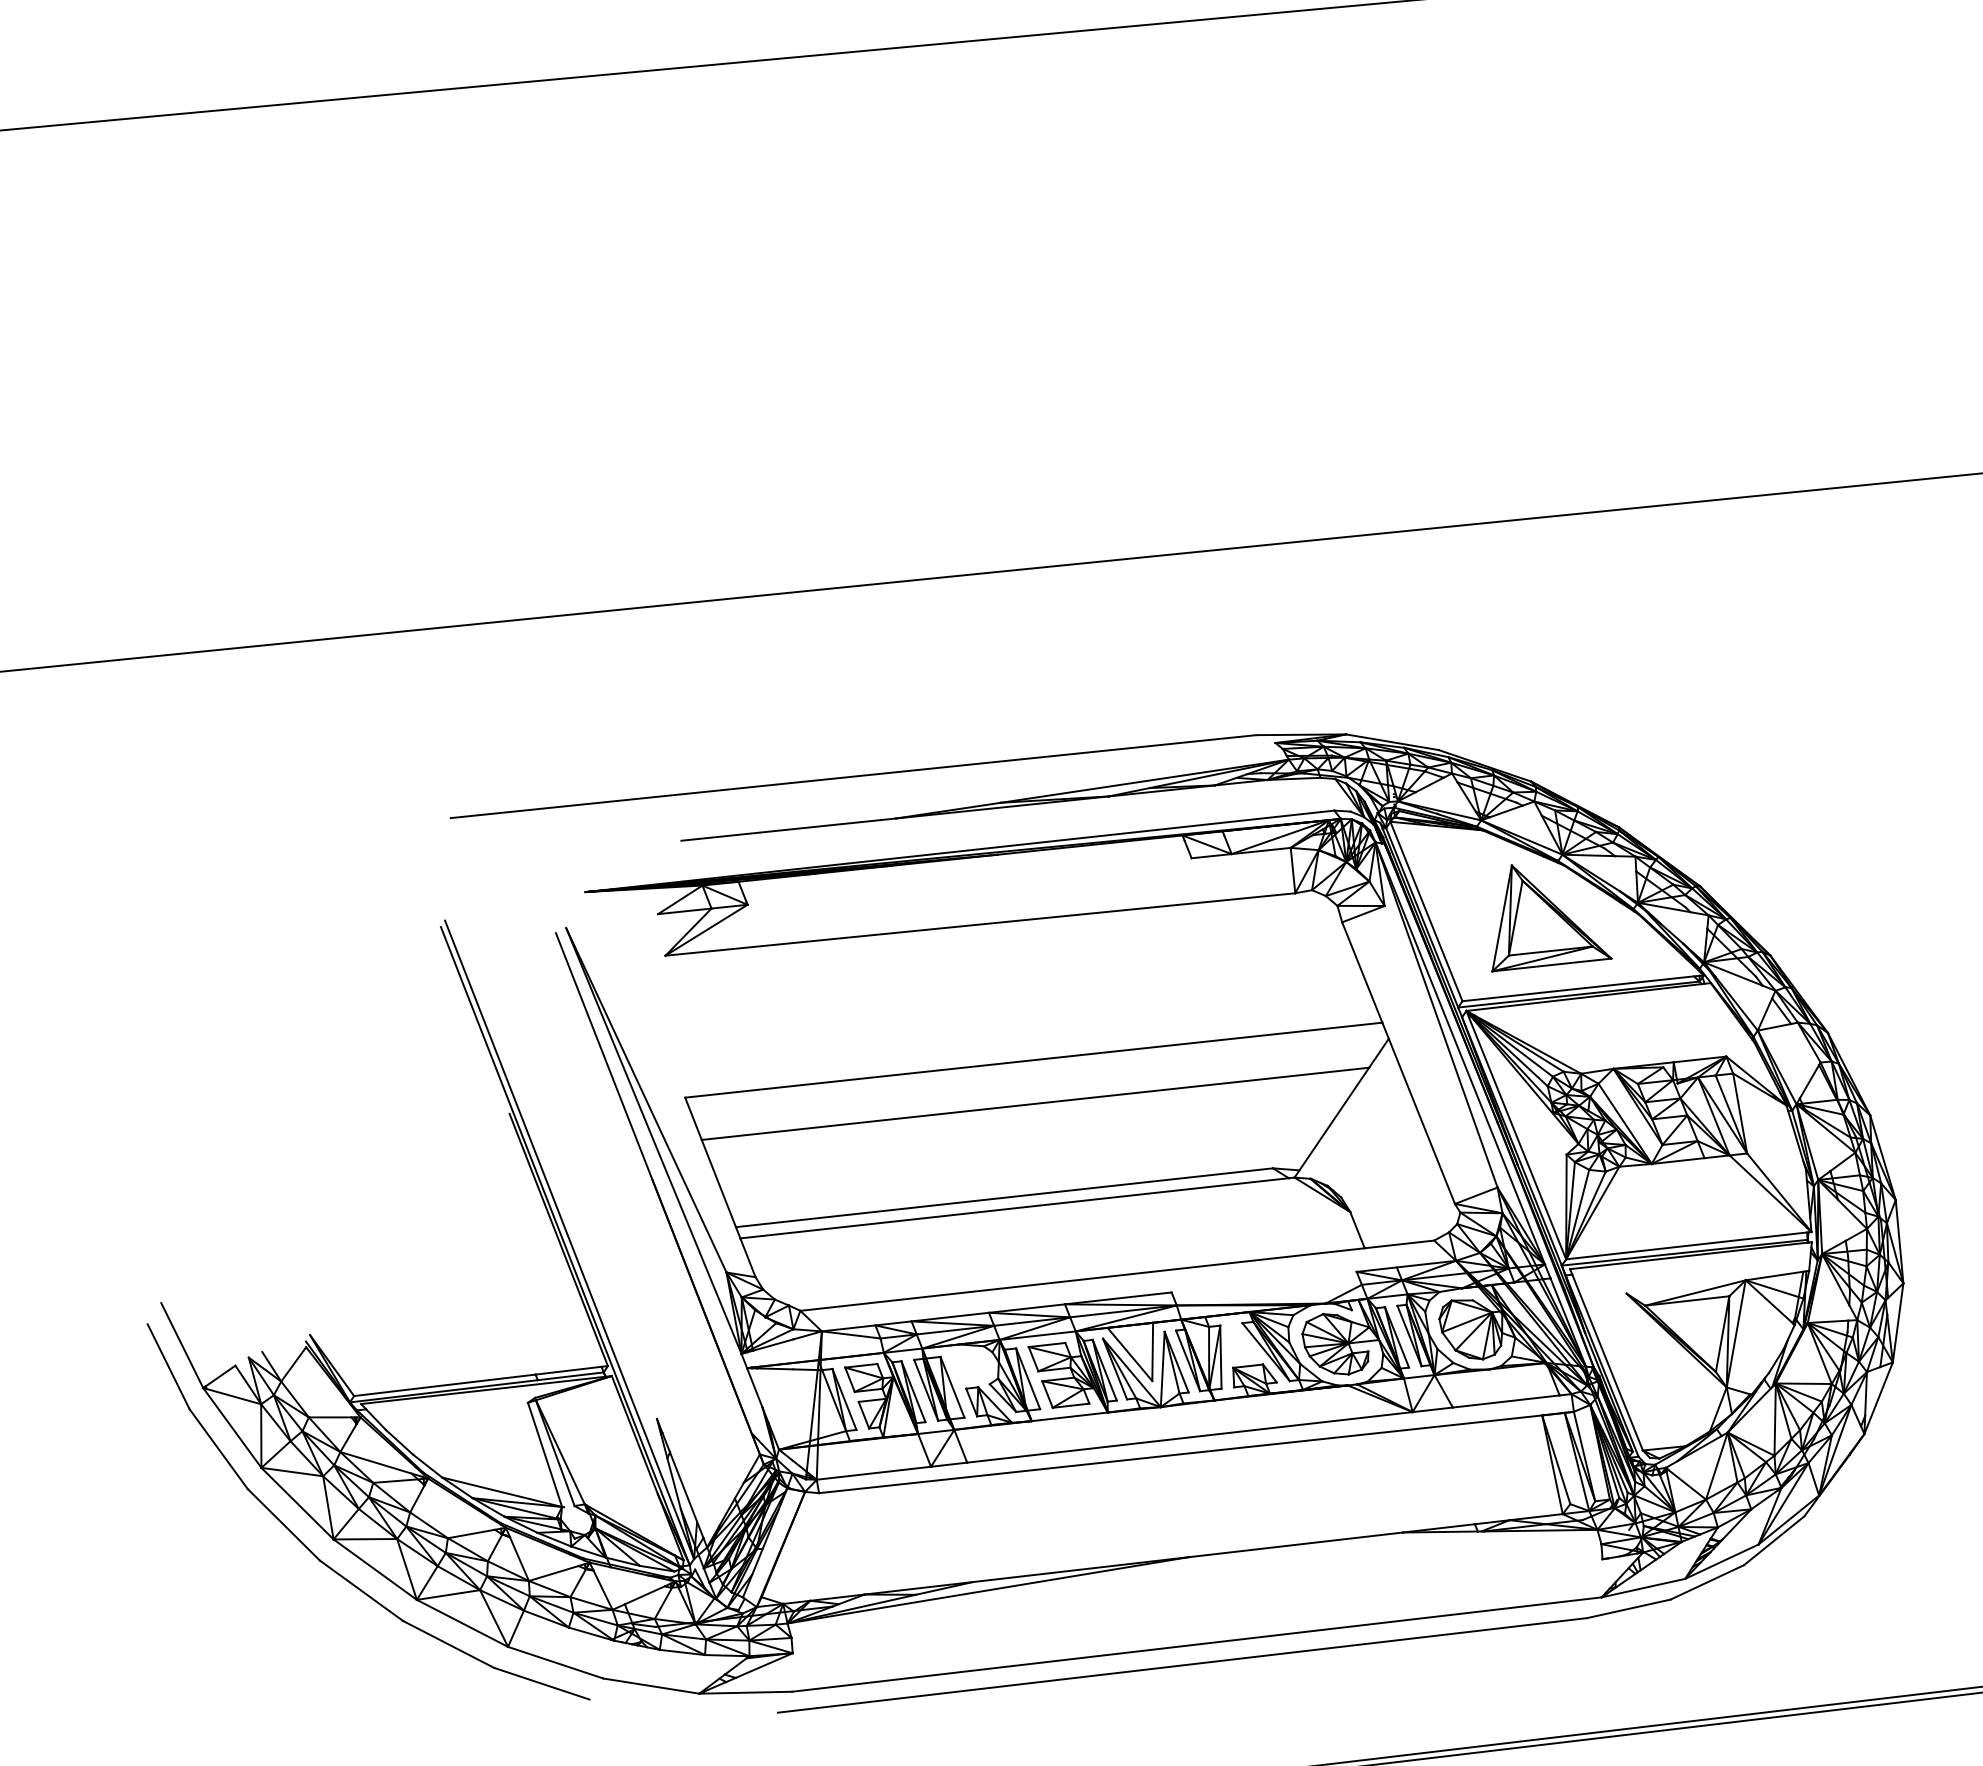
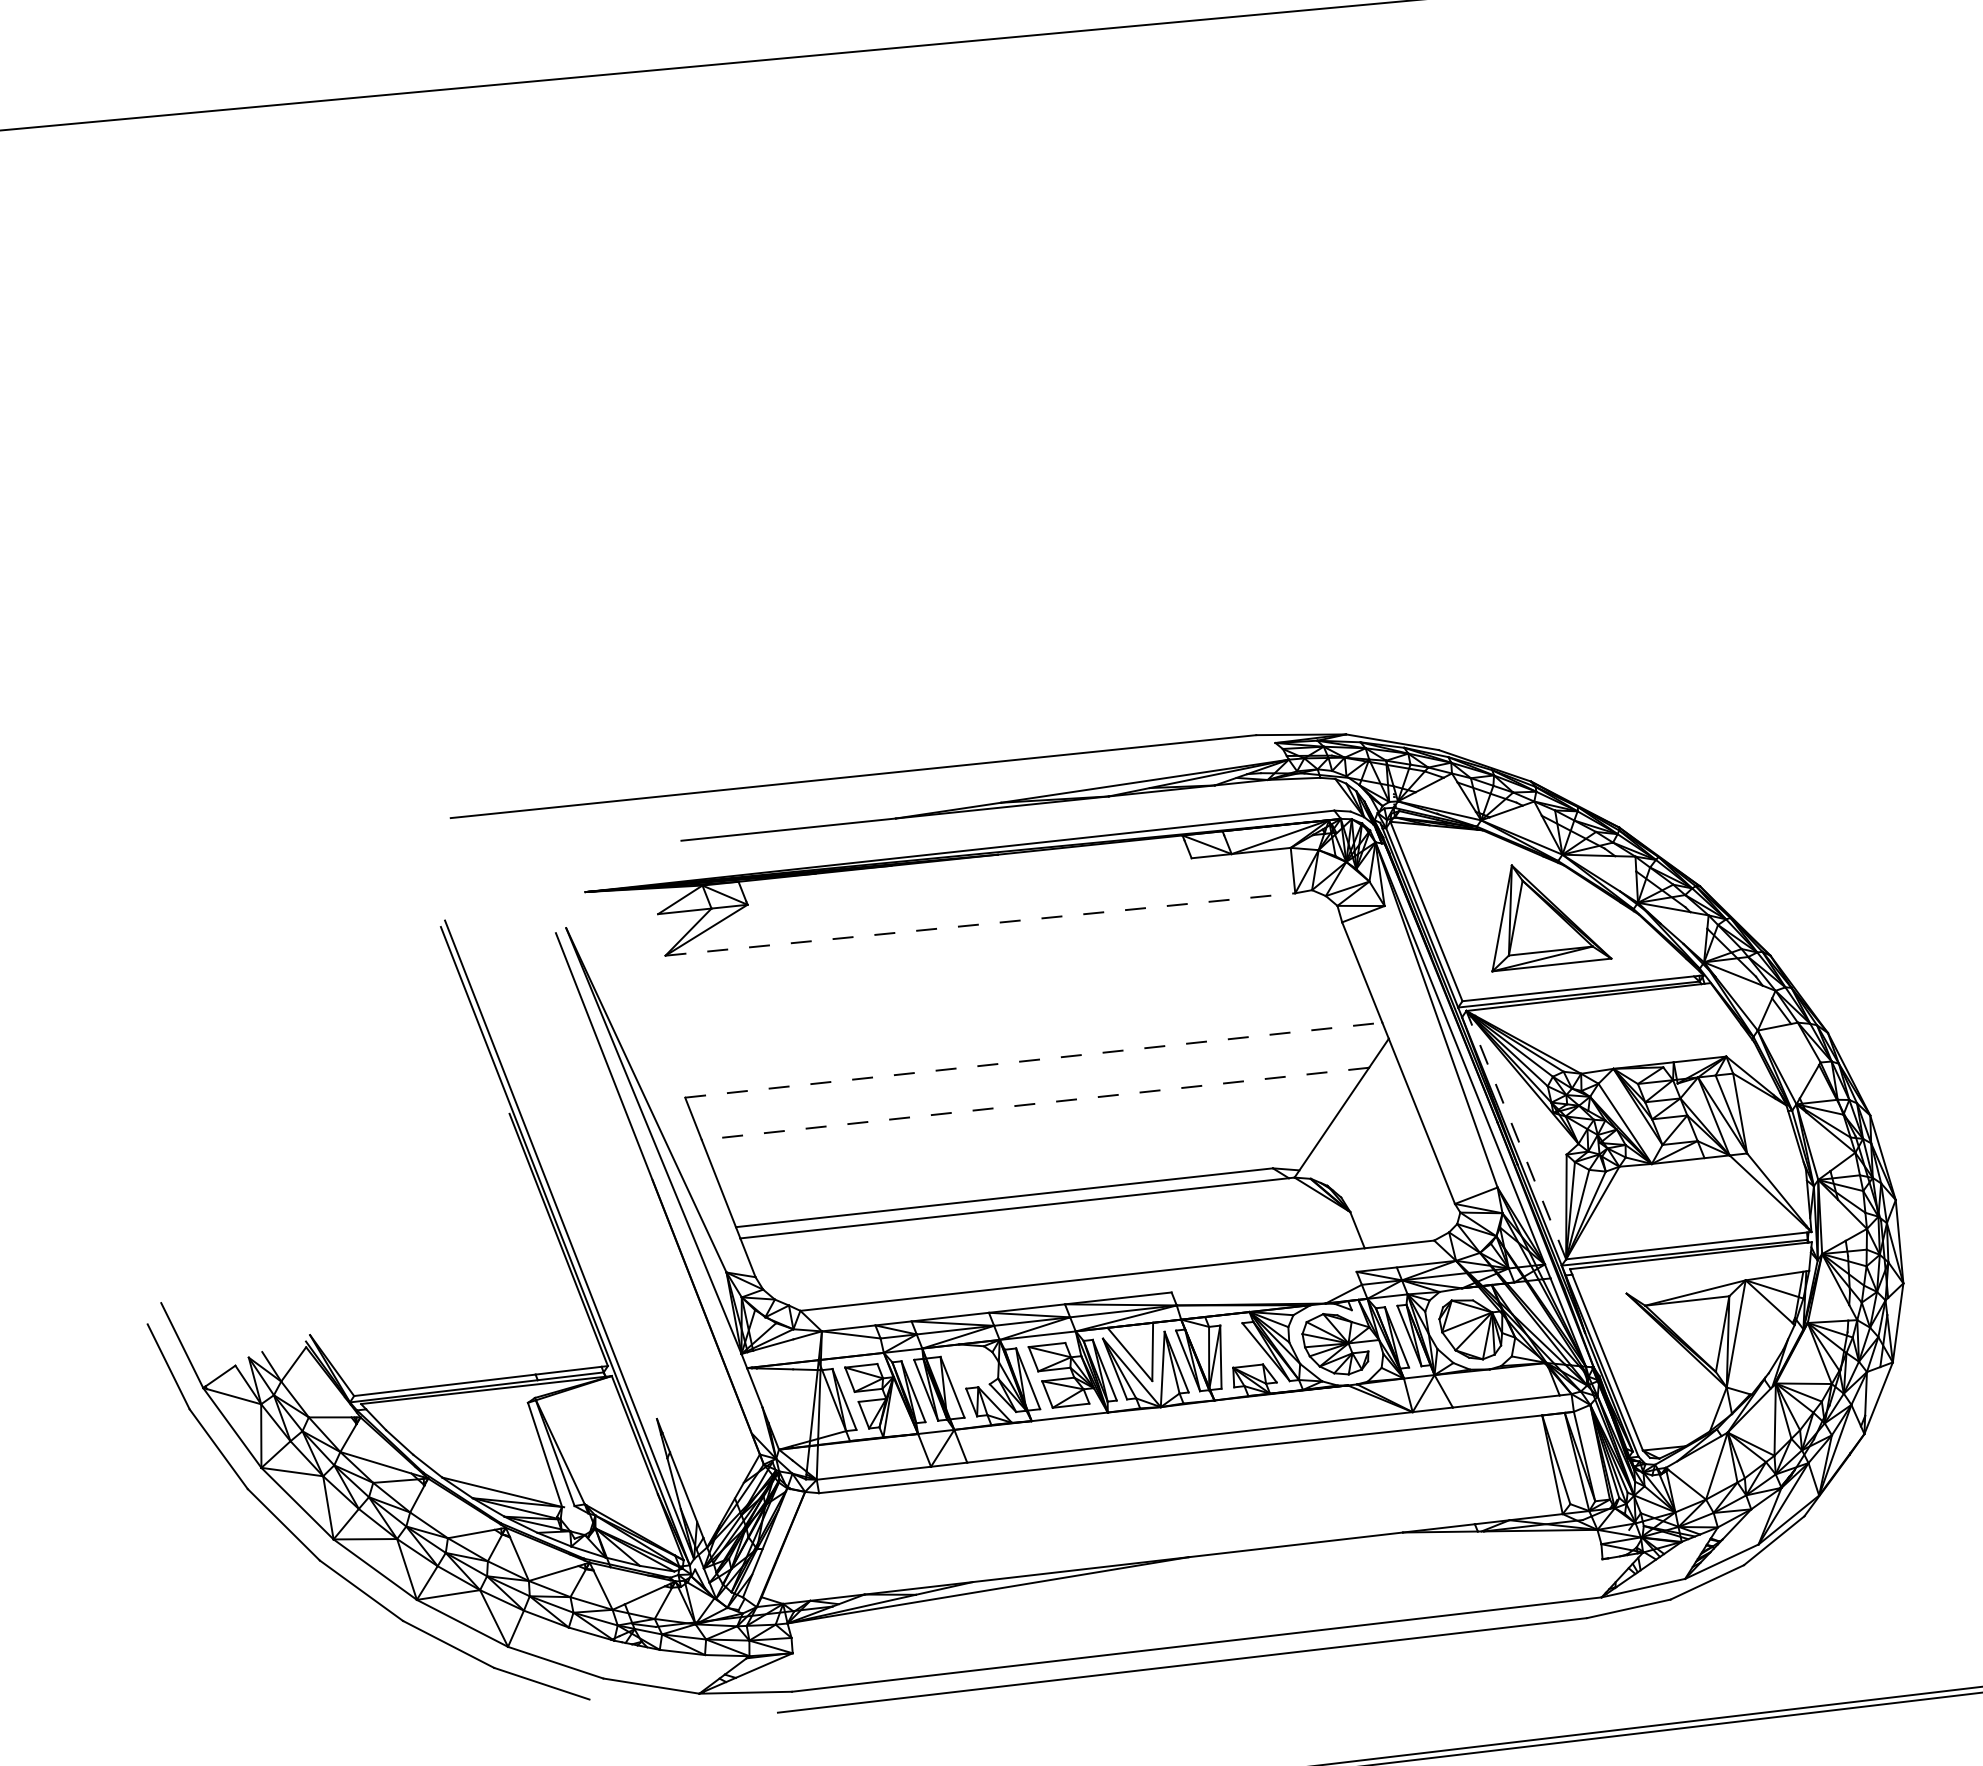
line: present -> none (990, 572)
line: solid -> dashed (980, 924)
line: solid -> dashed (1033, 1060)
line: solid -> dashed (1035, 1103)
line: solid -> dashed (1516, 1135)
